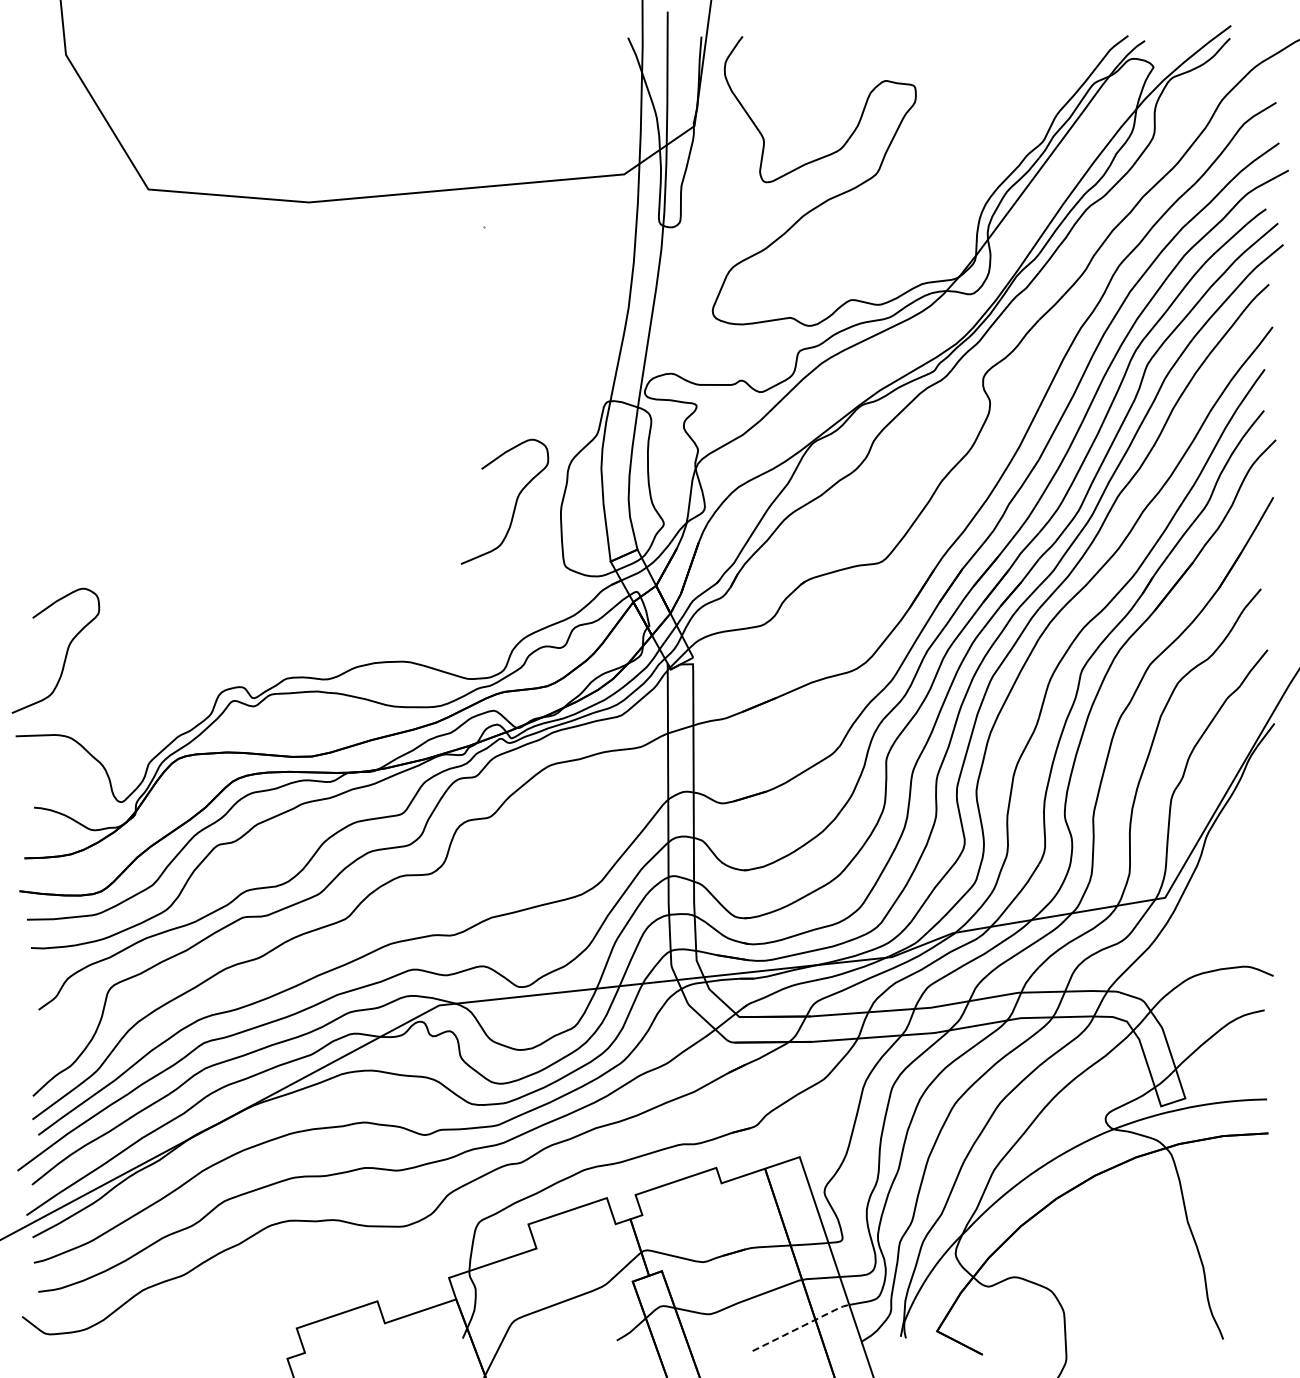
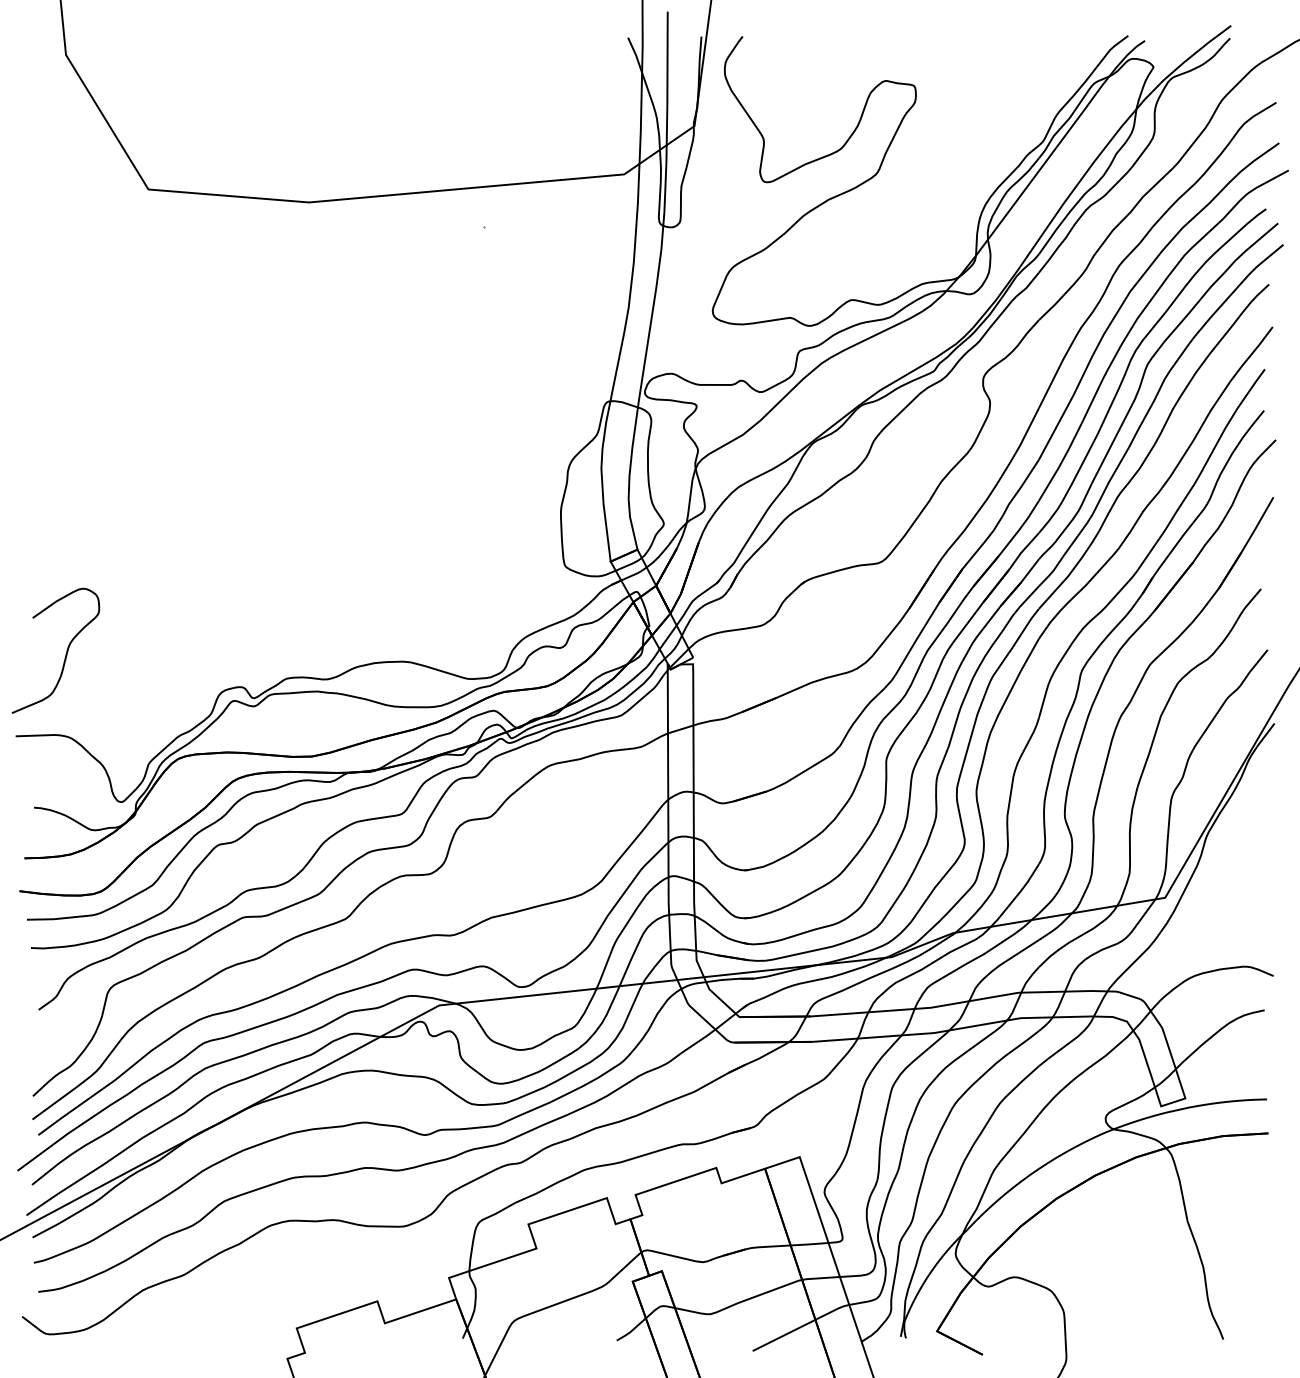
curve: present -> none (514, 504)
line: dashed -> solid (802, 1326)
